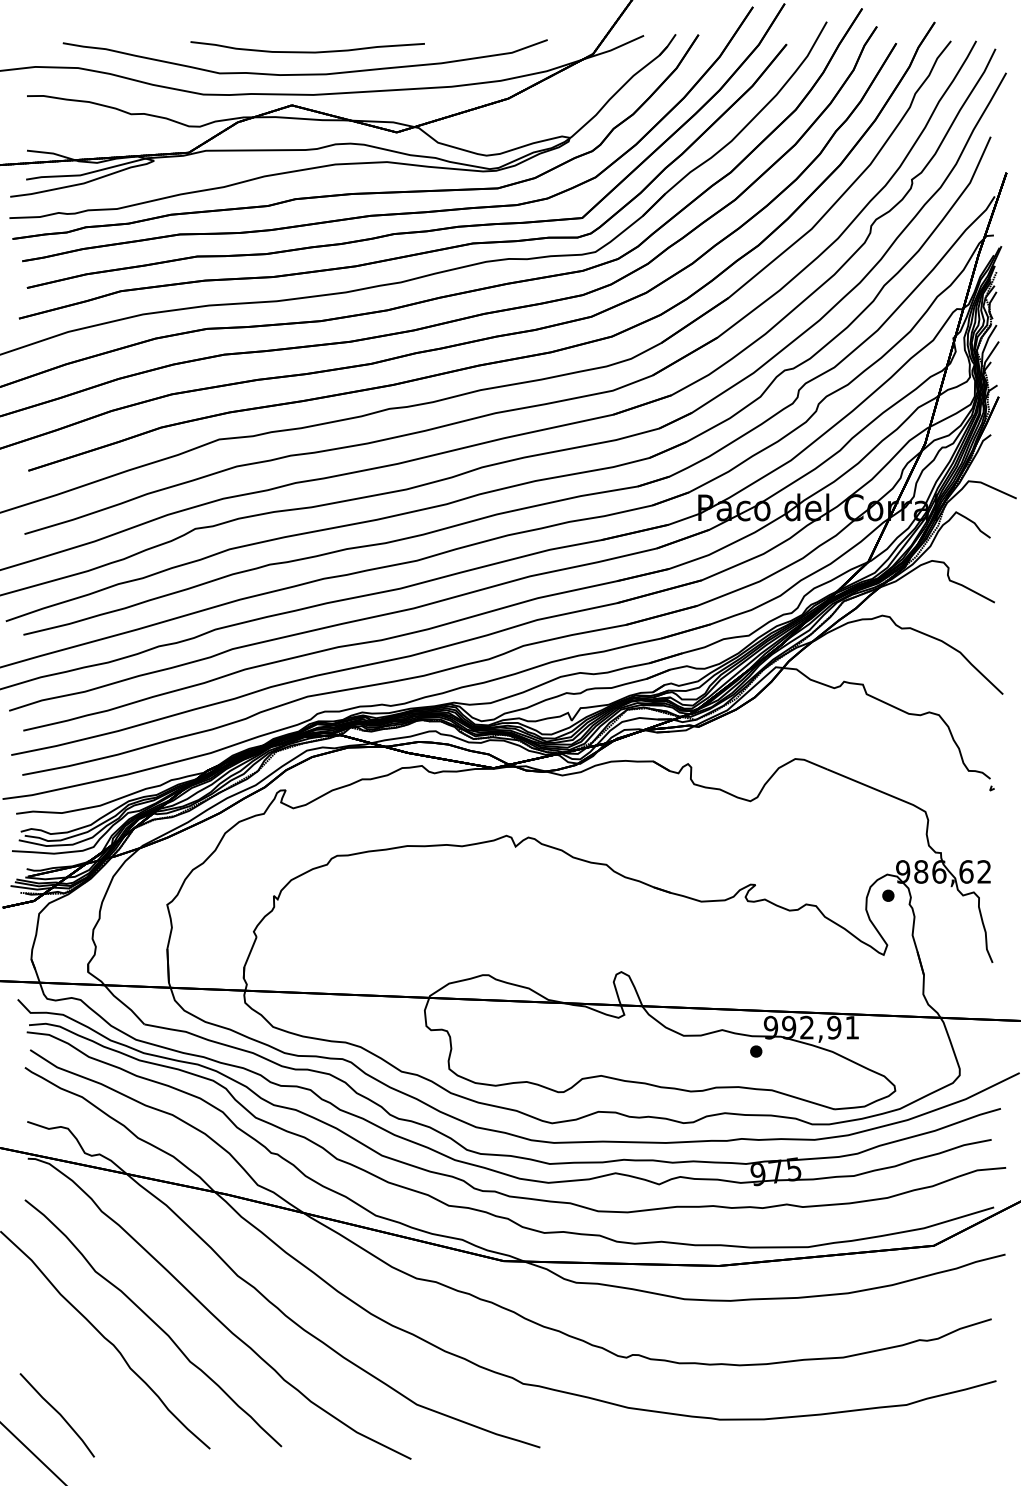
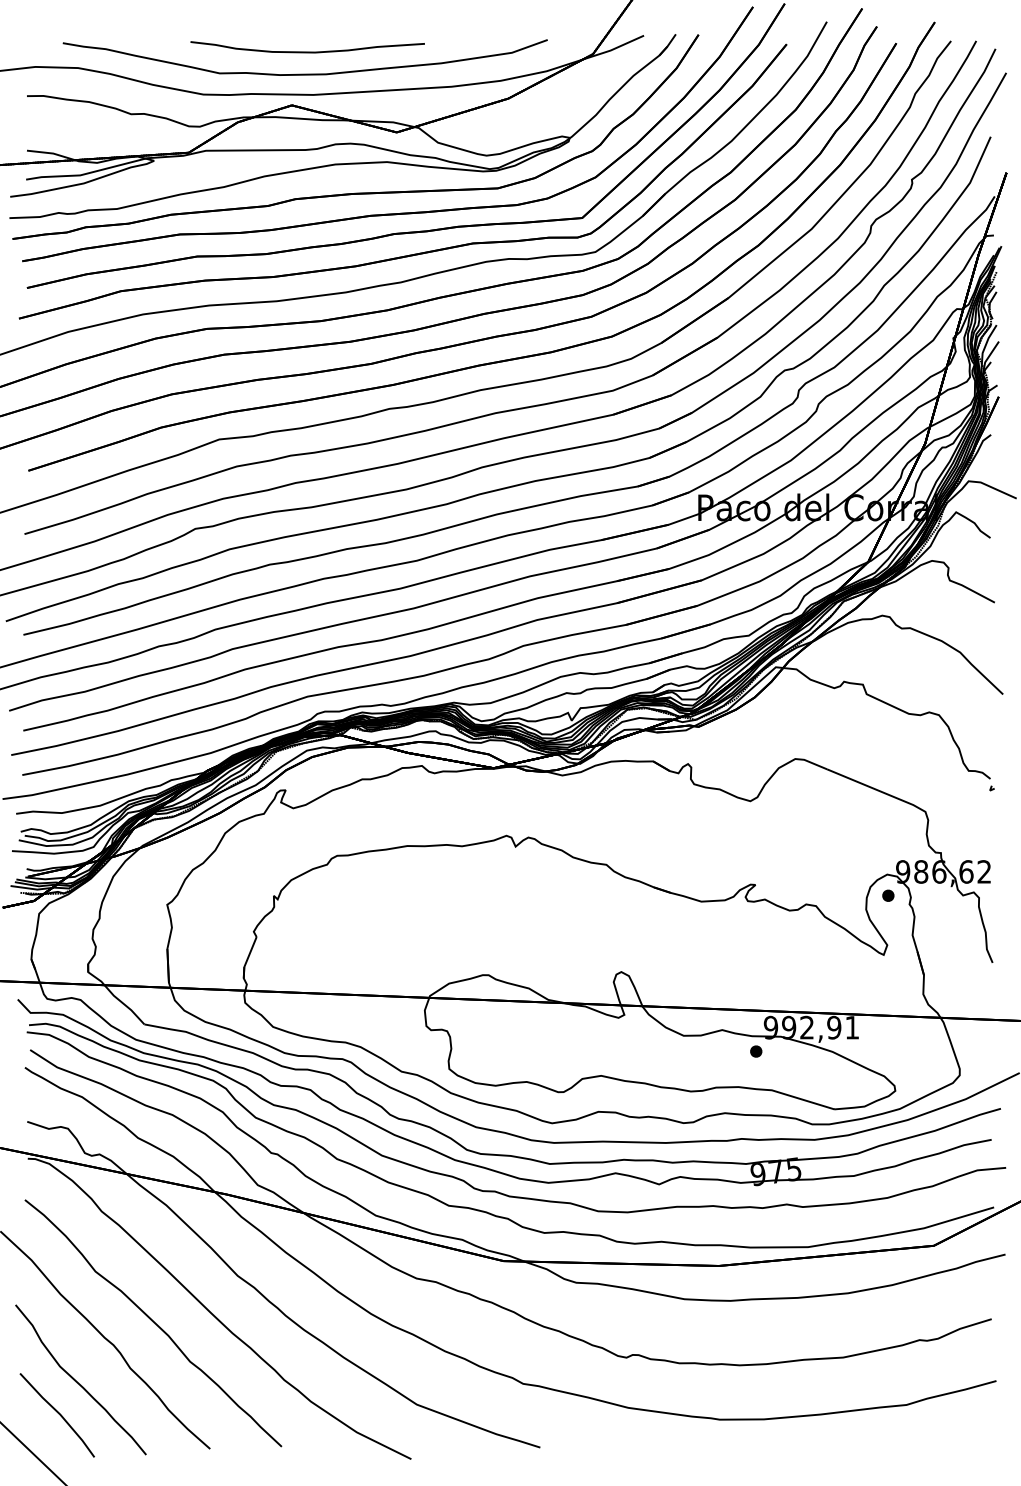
part: none -> present (80, 1379)
